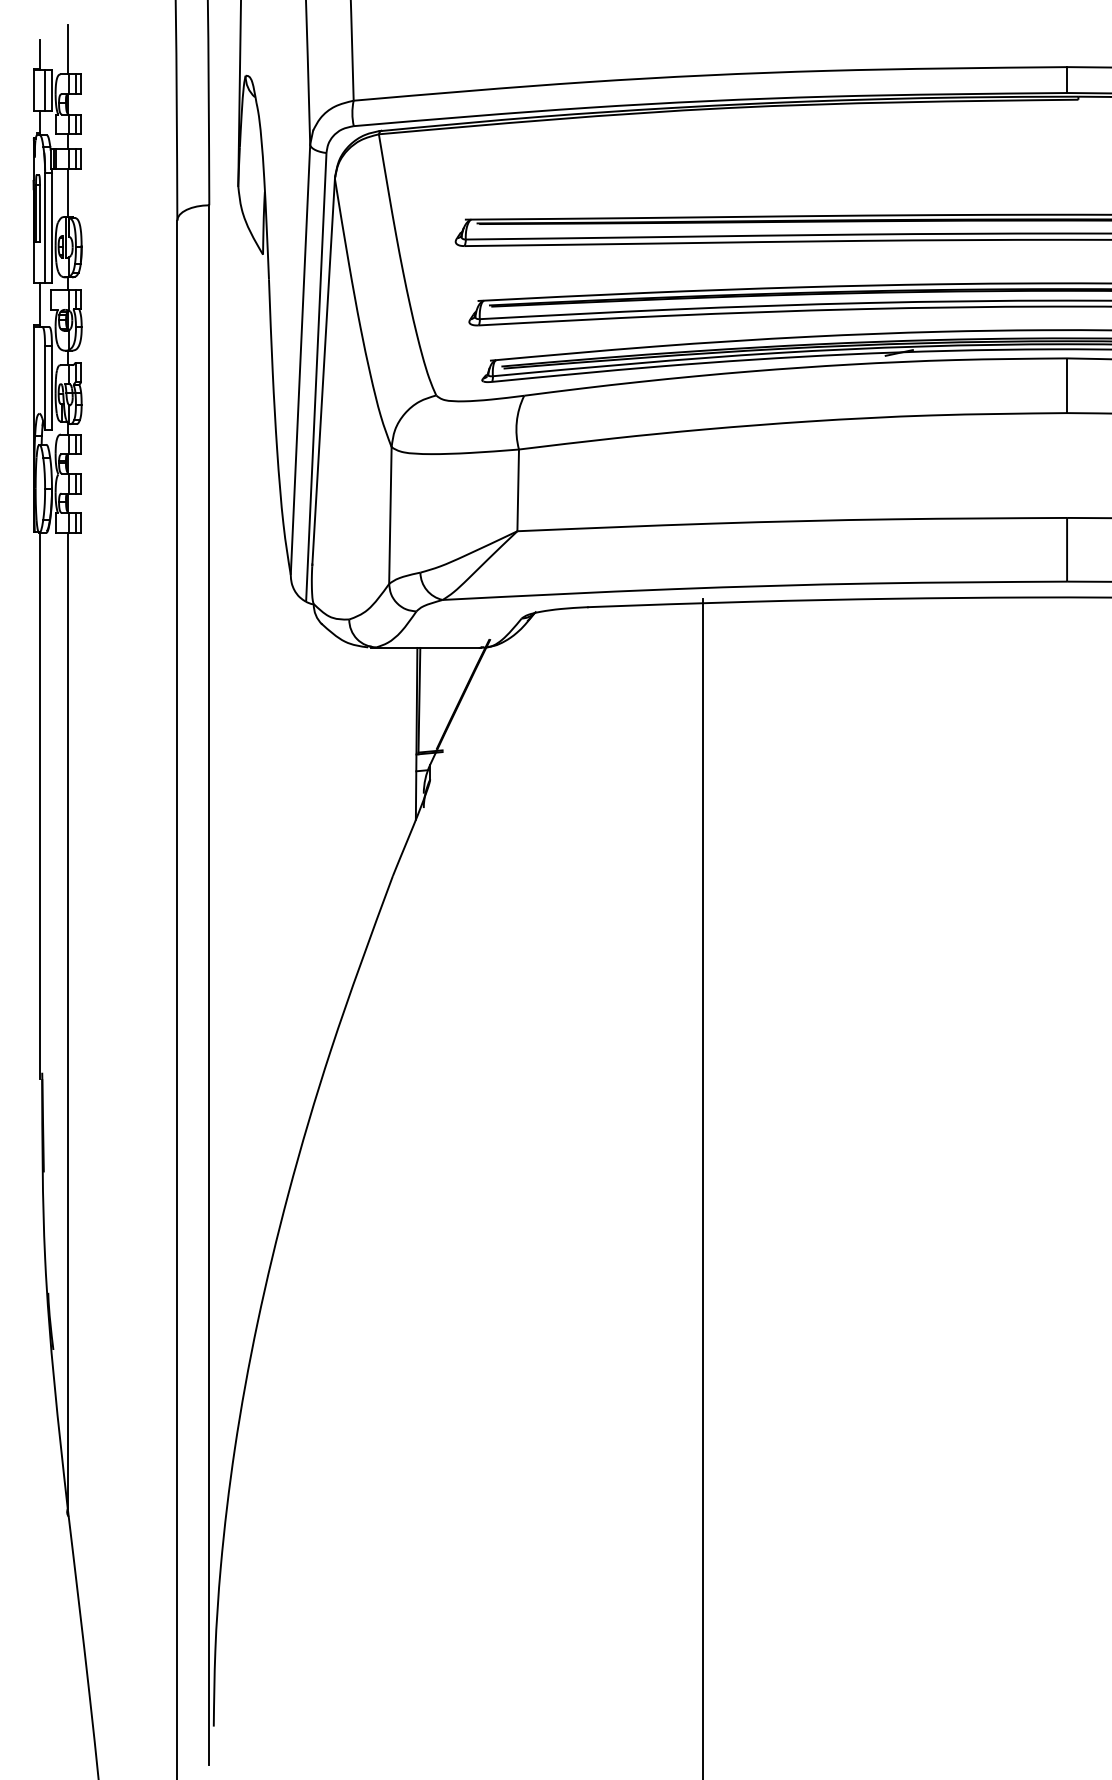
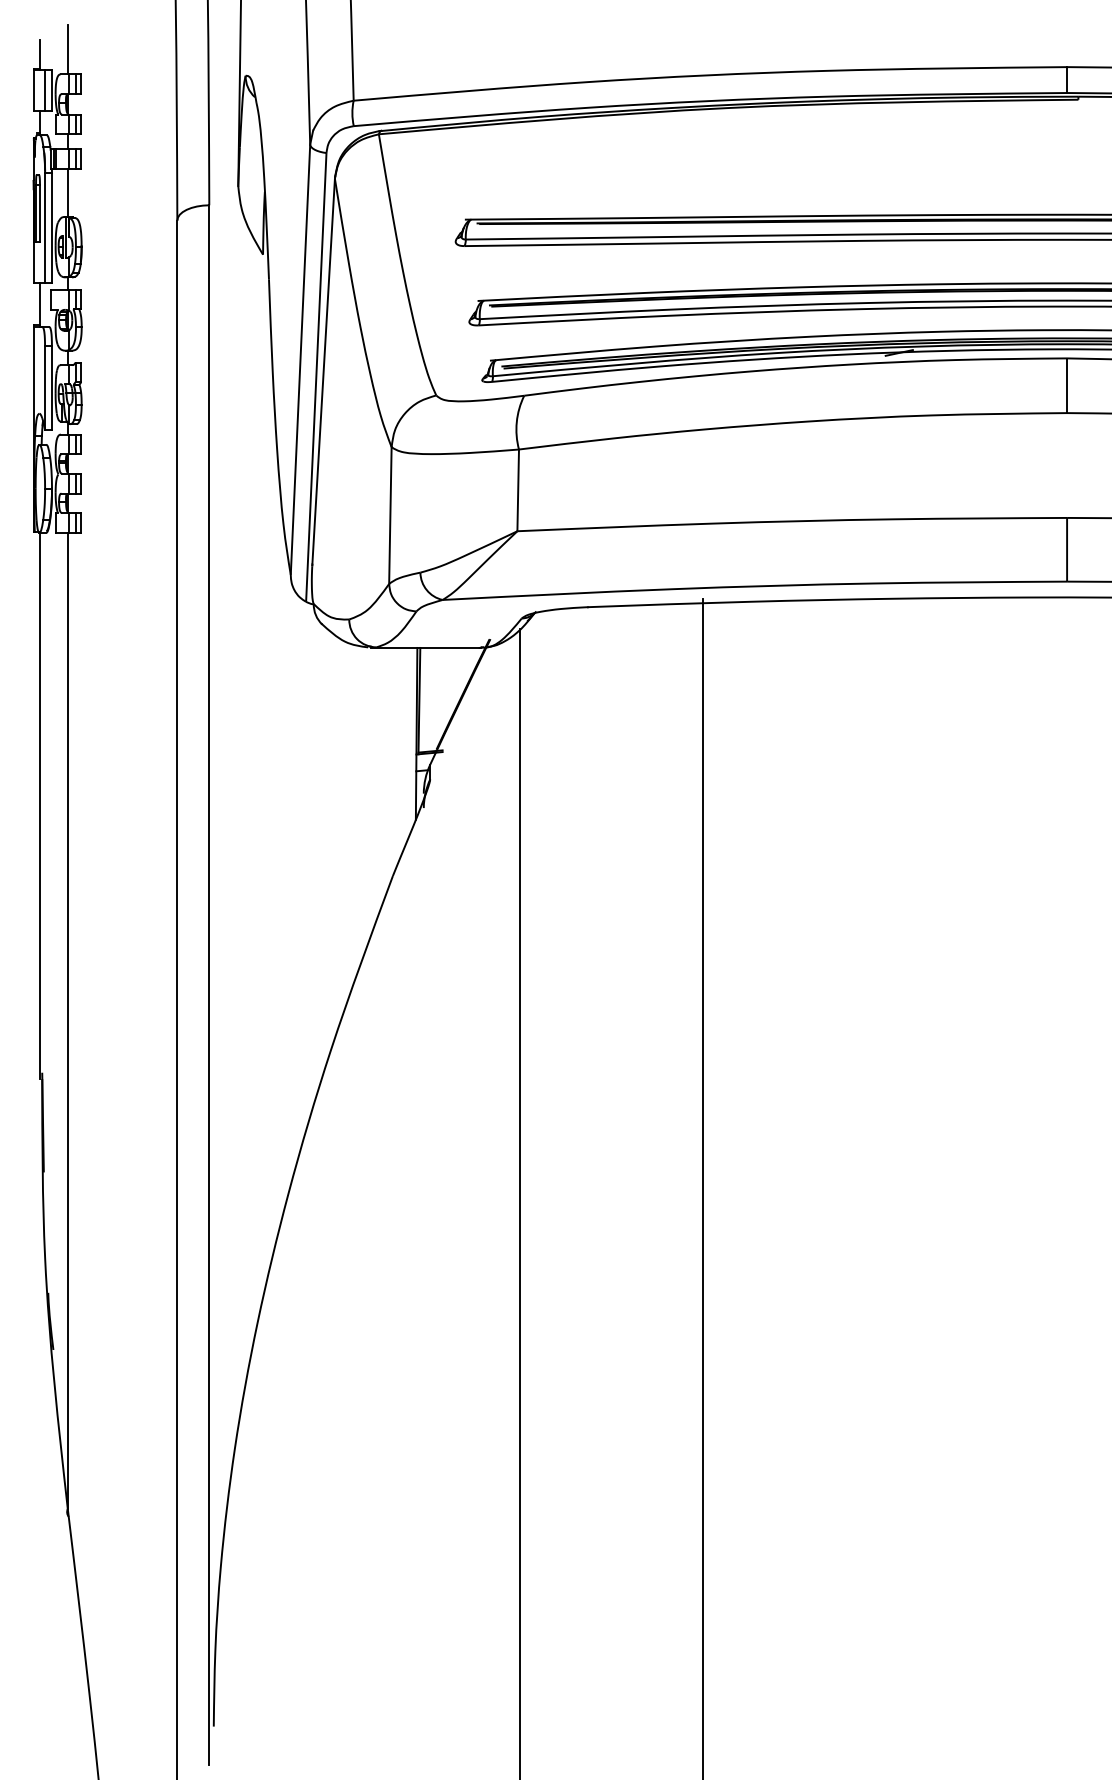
line: none -> present (519, 1202)
